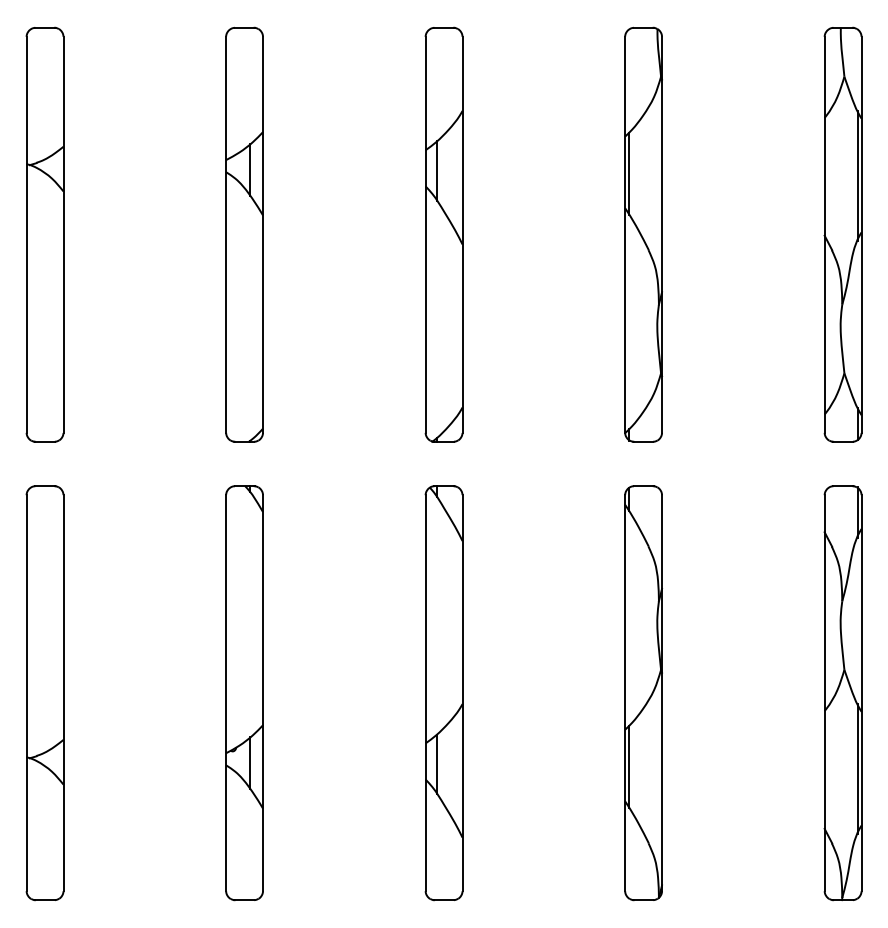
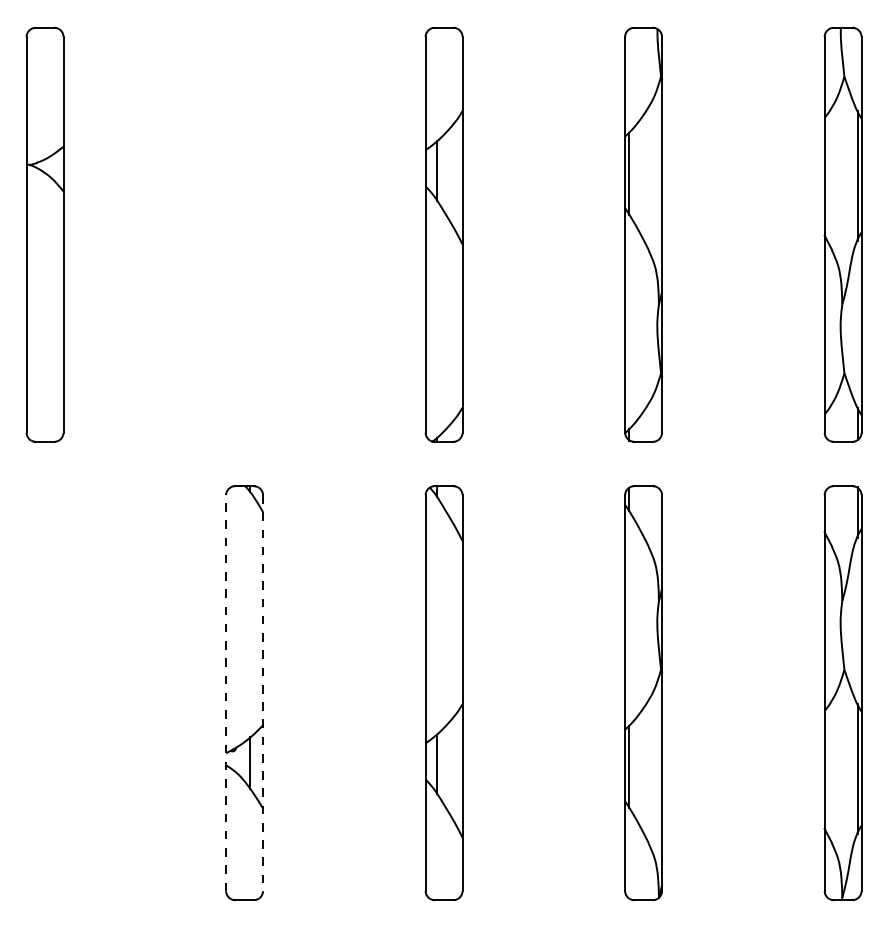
part: present -> none (244, 234)
line: solid -> dashed (226, 692)
part: present -> none (44, 693)
line: solid -> dashed (263, 693)
